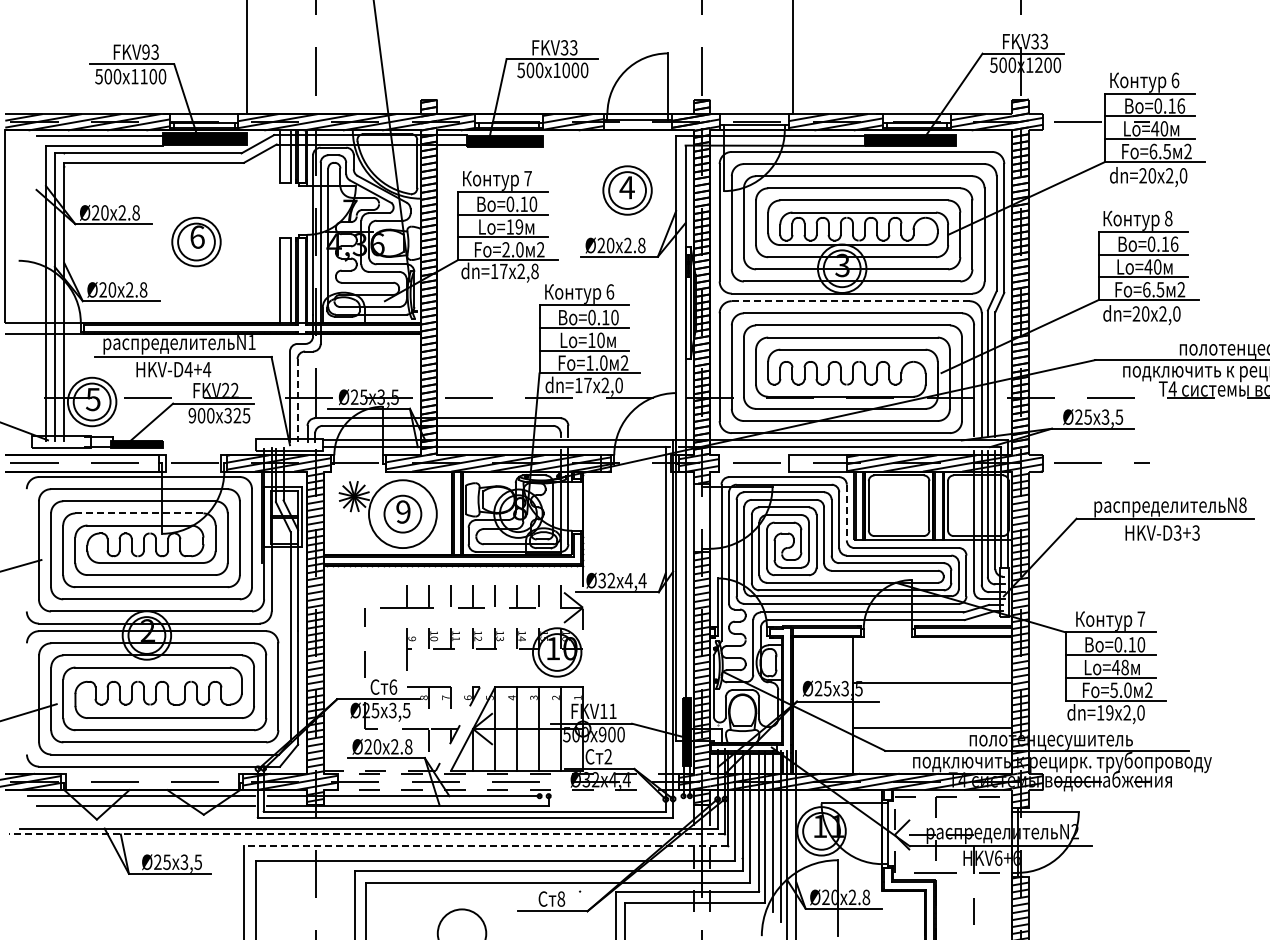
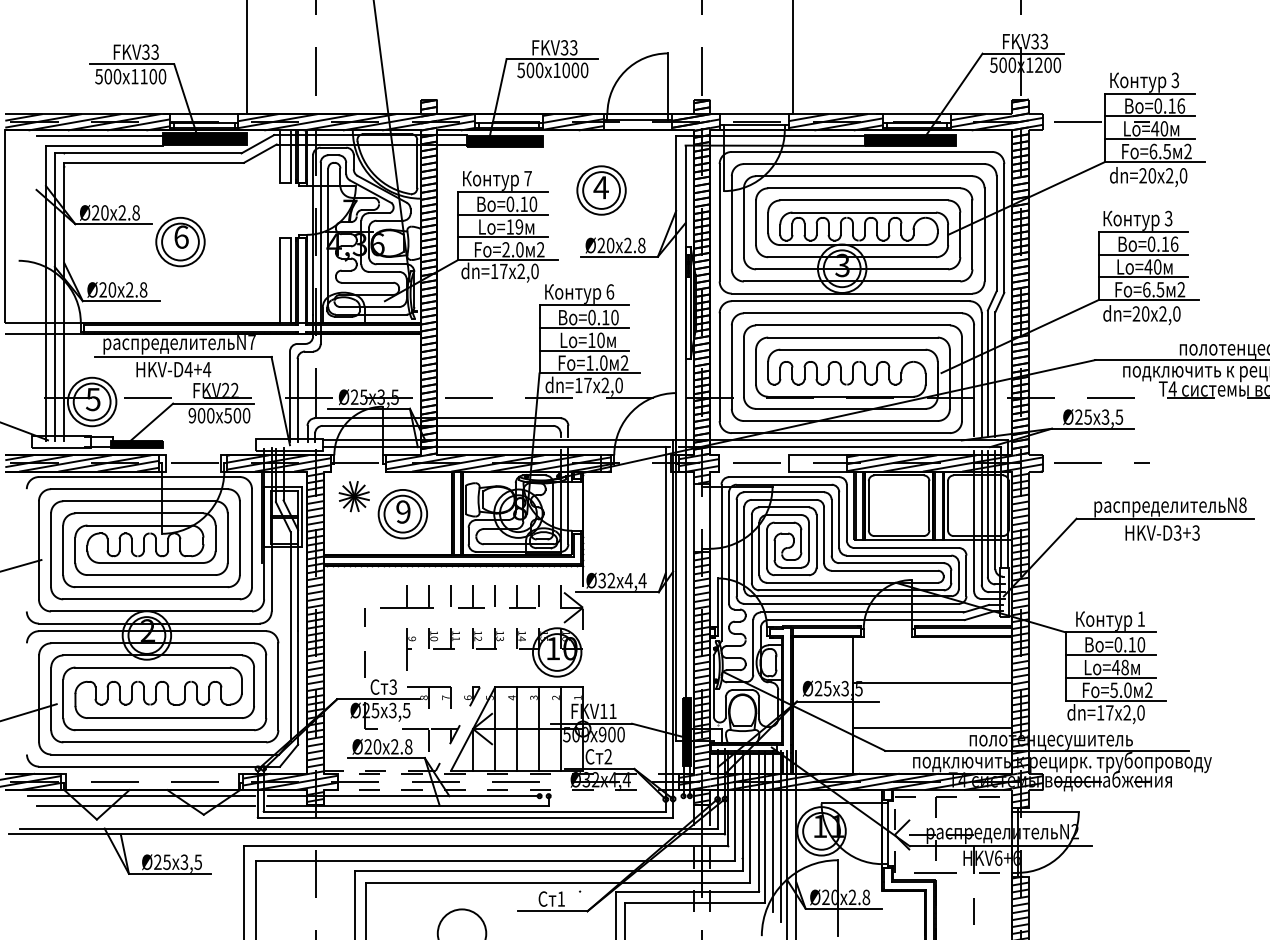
text: FKV93 -> FKV33 (145, 51)
text: 6 -> 3 (1175, 80)
part position: (627, 190) -> (601, 190) (601, 190)
text: 8 -> 3 (1168, 218)
part position: (196, 241) -> (180, 241) (180, 241)
text: dn=17x2,8 -> dn=17x2,0 (534, 271)
line: dashed -> solid (850, 301)
text: N1 -> N7 (251, 342)
line: dashed -> solid (297, 400)
text: 900x325 -> 900x500 (237, 415)
hatch: none -> present (82, 463)
line: dashed -> solid (846, 512)
line: dashed -> solid (138, 513)
circle diameter: 68 px -> 48 px (402, 513)
text: 7 -> 1 (1141, 618)
text: 6 -> 3 (393, 686)
text: dn=19x2,0 -> dn=17x2,0 (1109, 712)
line: dashed -> solid (367, 834)
line: dashed -> solid (485, 846)
text: 8 -> 1 (561, 898)
